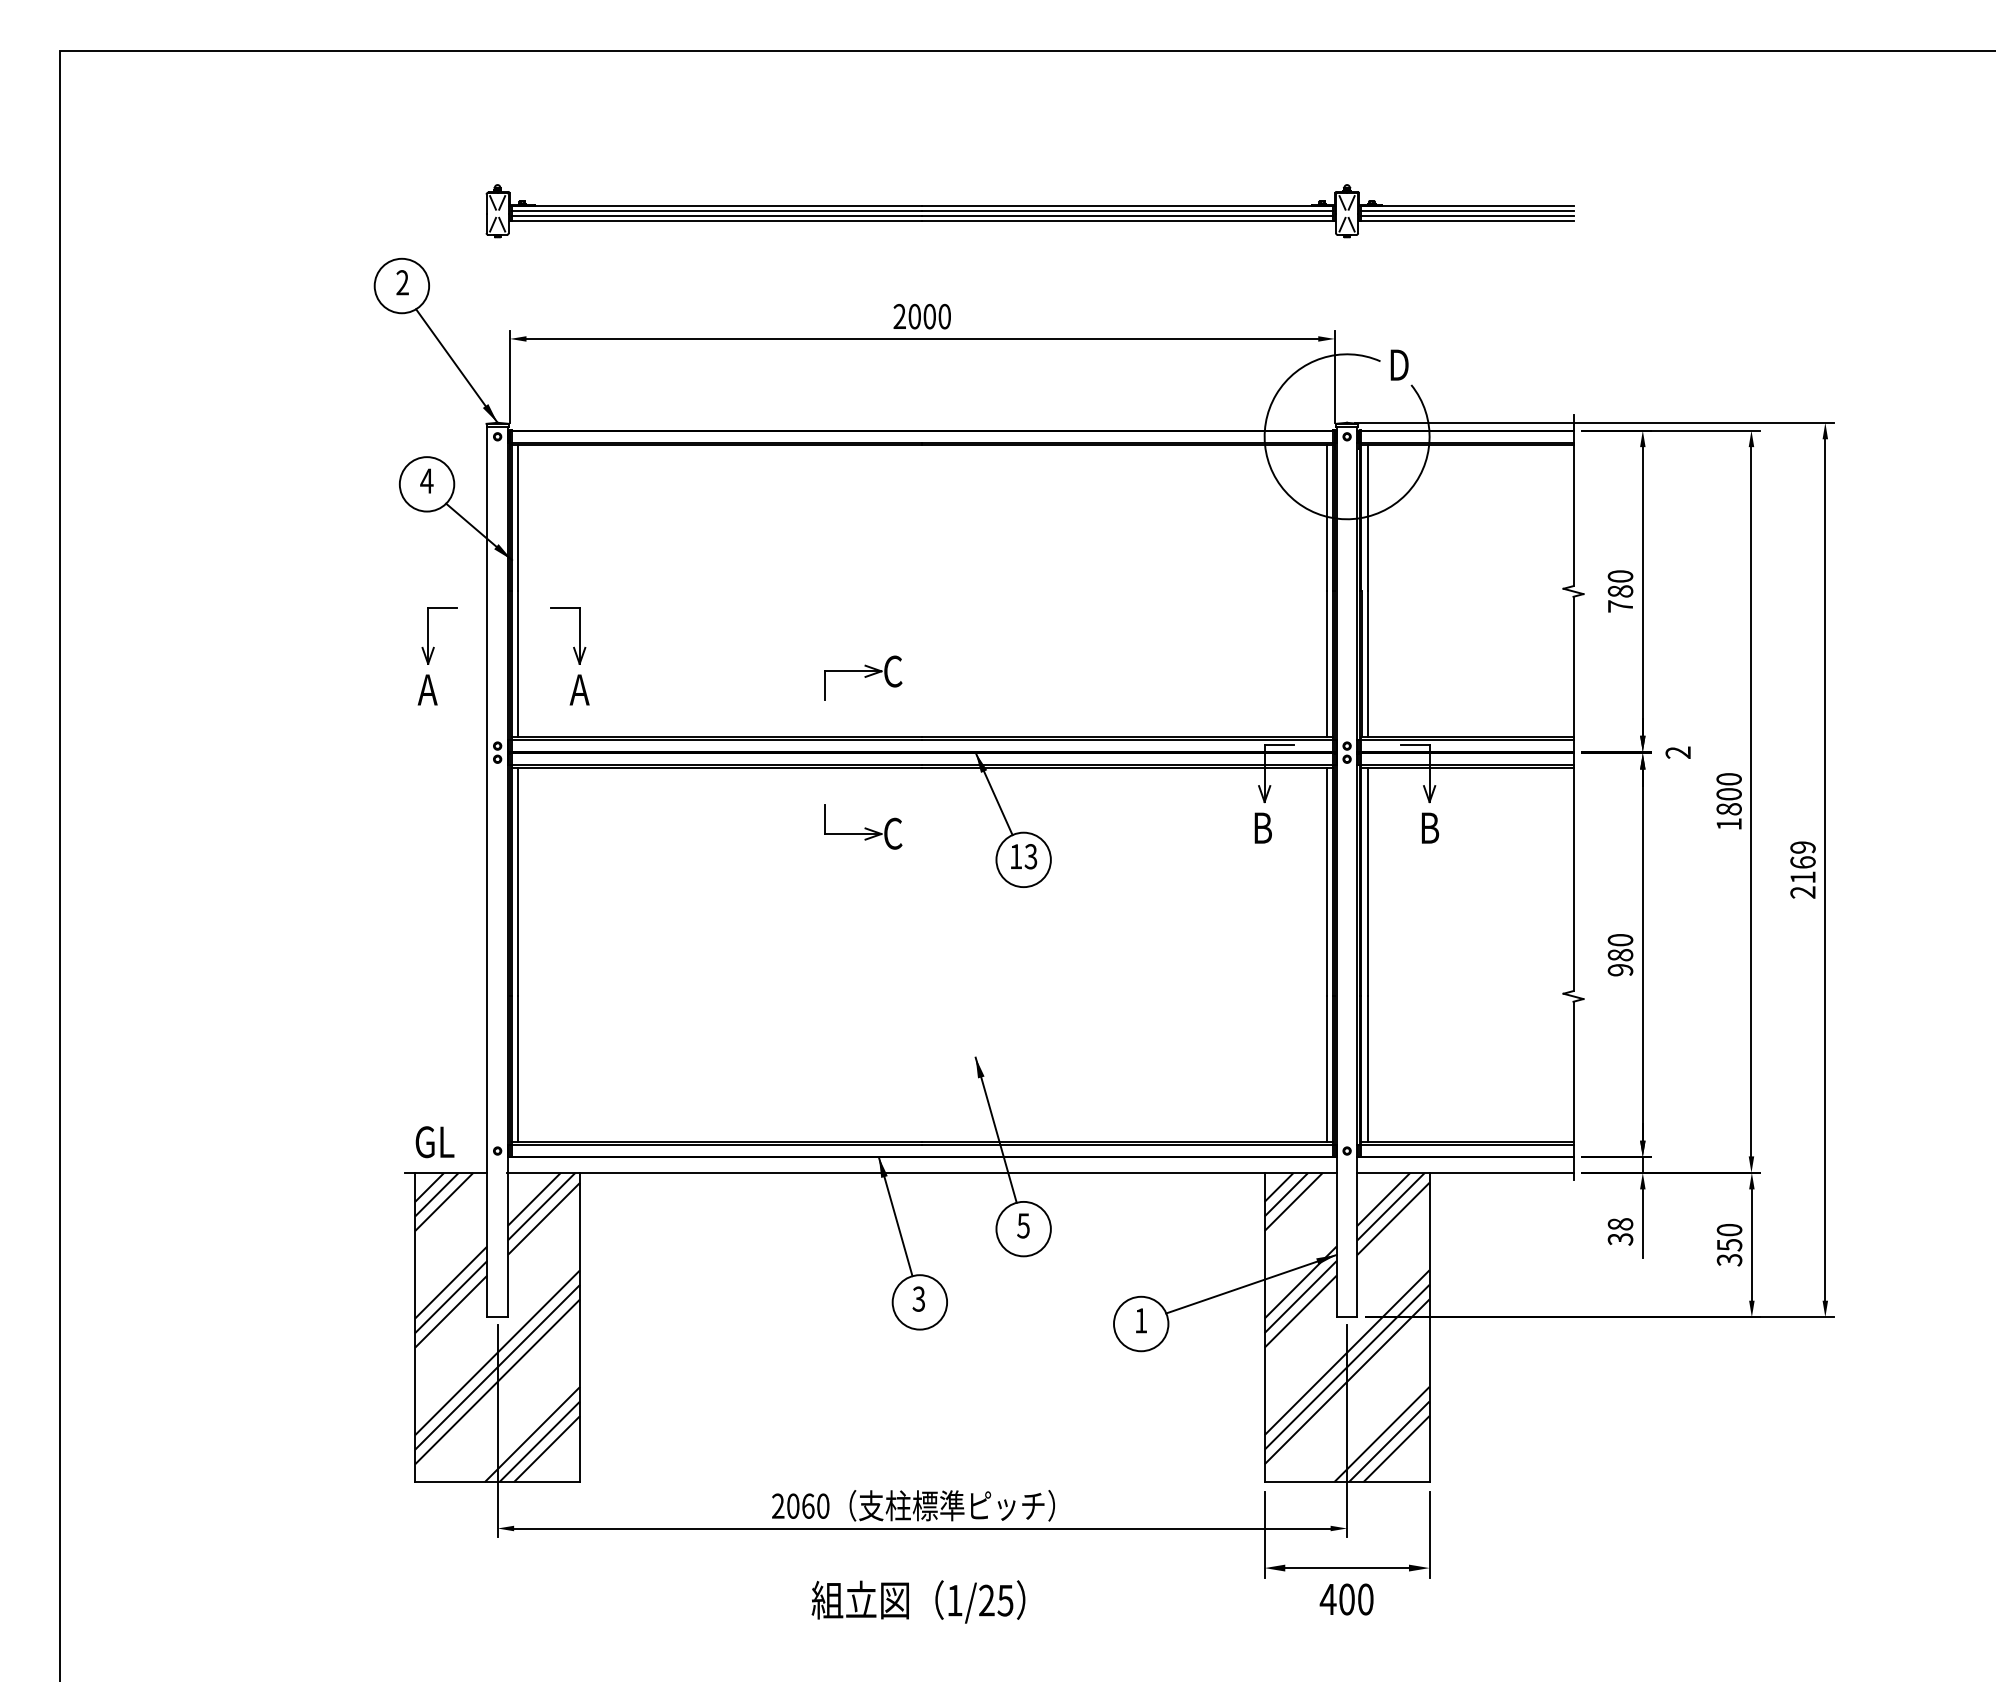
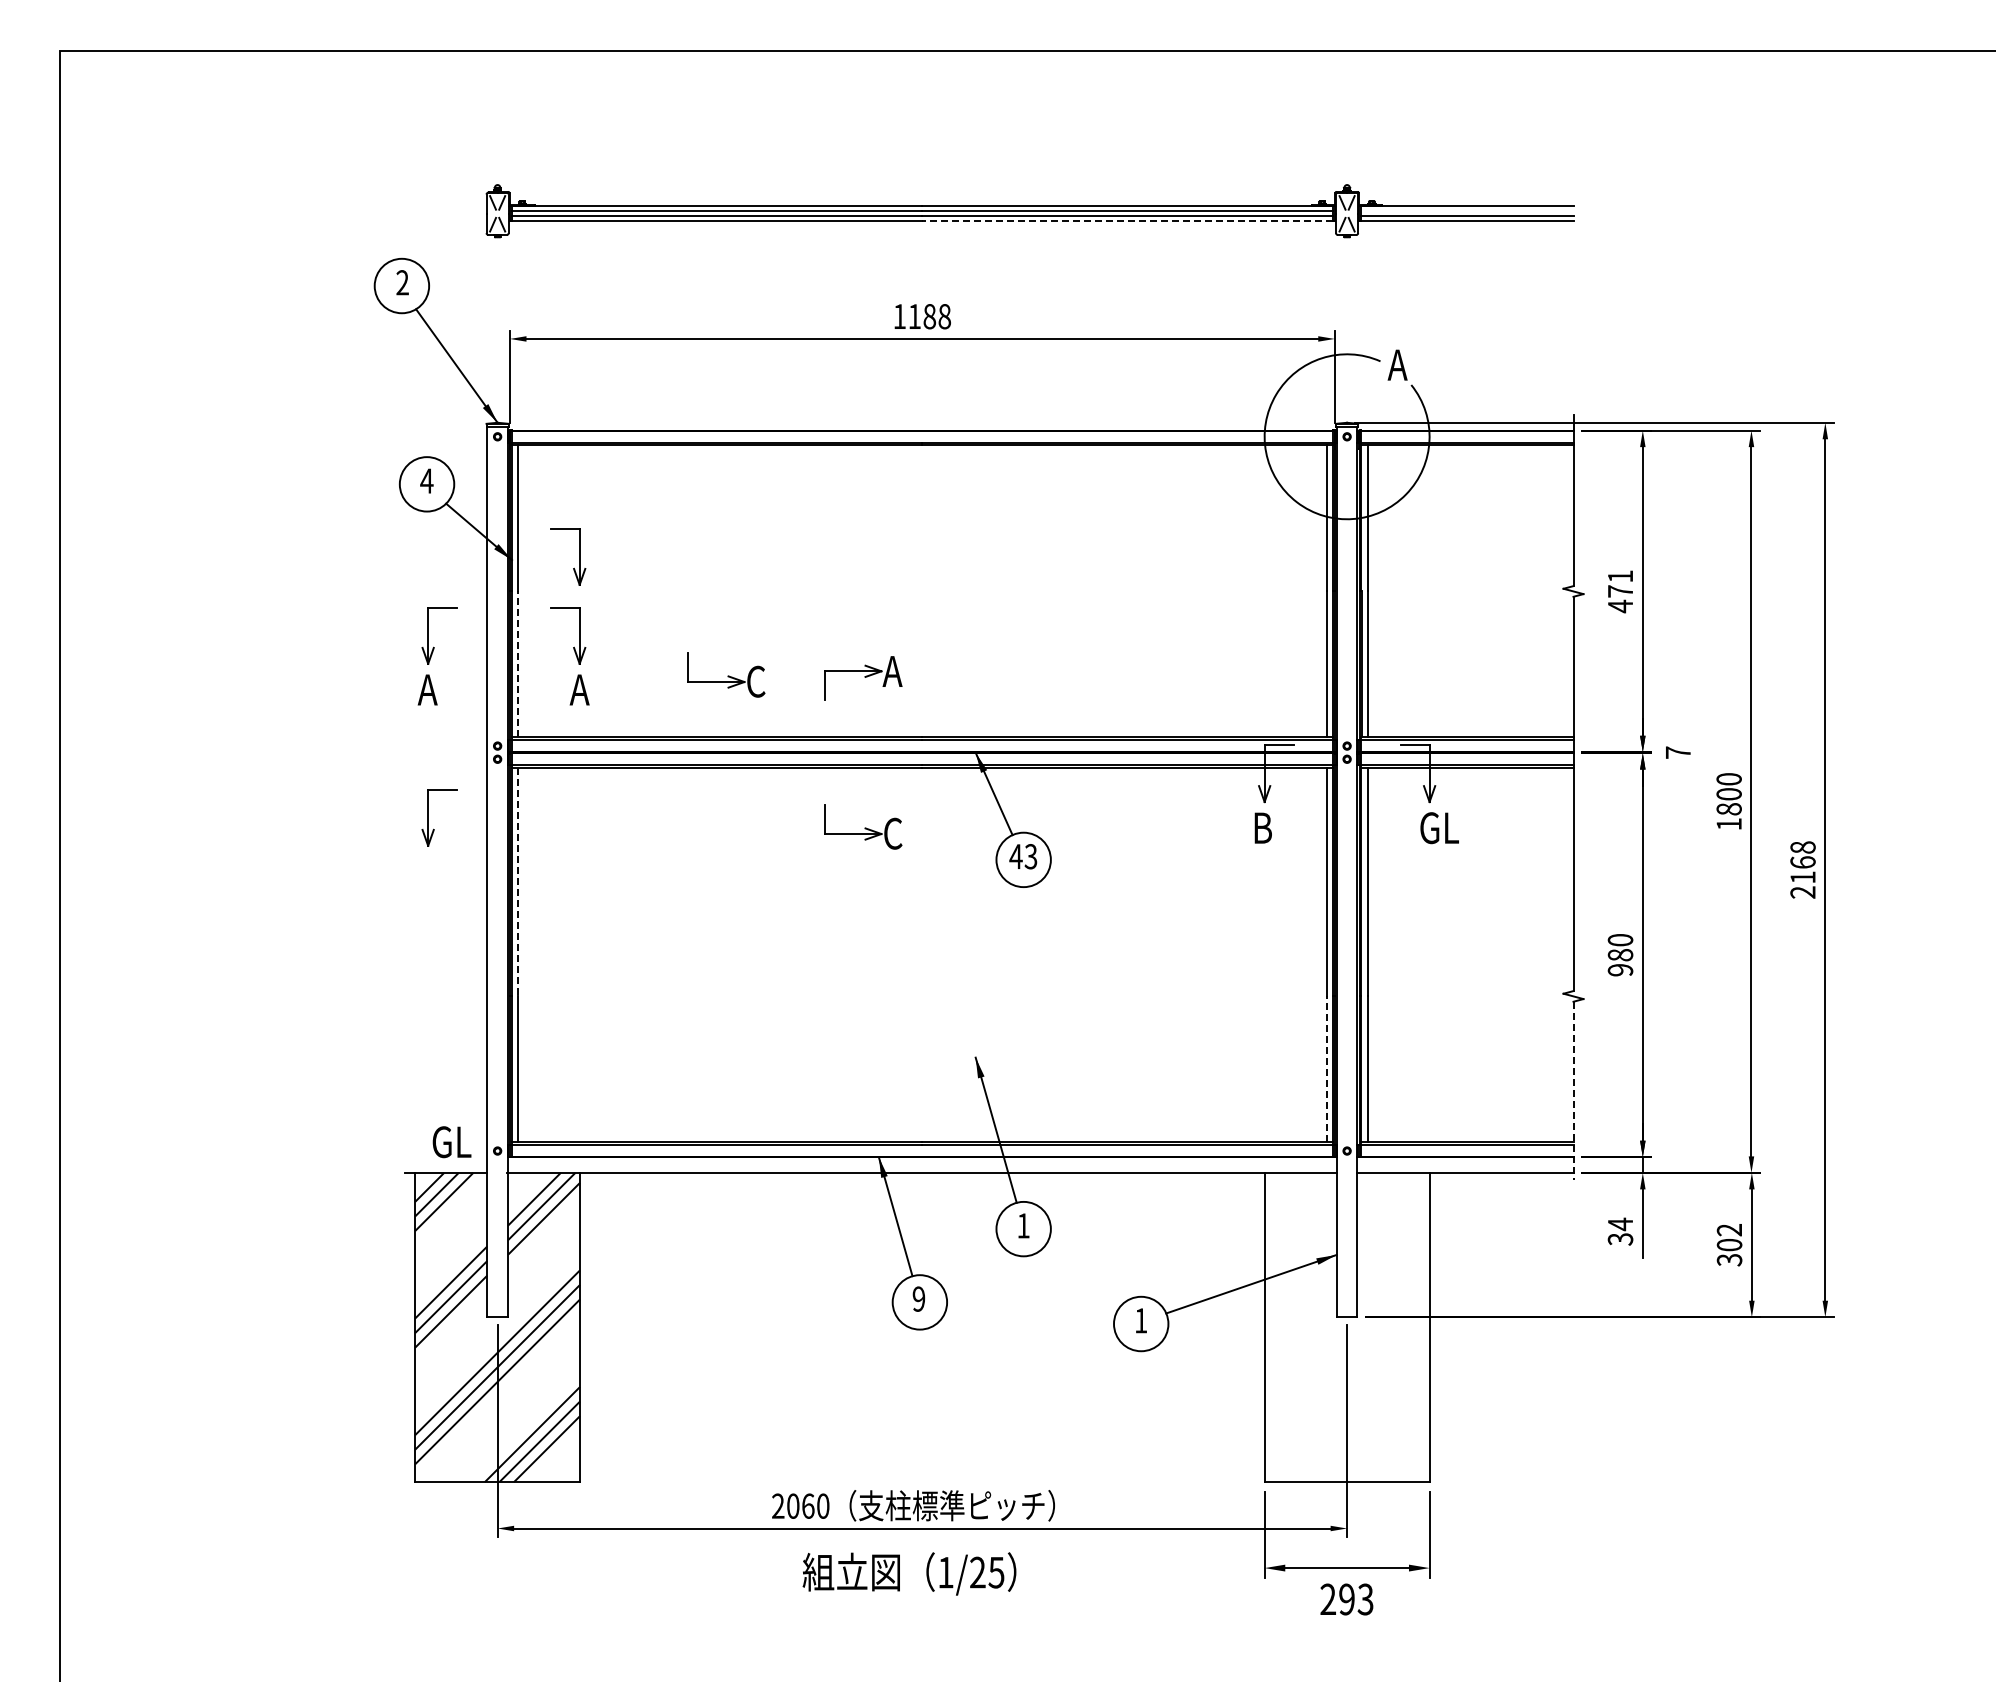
line: present -> none (1467, 211)
line: solid -> dashed (1127, 221)
text: 2000 -> 1188 (921, 316)
text: D -> A (1397, 364)
part: none -> present (579, 556)
text: 780 -> 471 (1620, 591)
line: solid -> dashed (518, 664)
text: C -> A (892, 671)
part: none -> present (726, 674)
text: 2 -> 7 (1677, 752)
part: none -> present (428, 817)
text: B -> GL (1439, 828)
text: 2169 -> 2168 (1802, 847)
text: 13 -> 43 (1015, 856)
line: solid -> dashed (518, 882)
line: solid -> dashed (1326, 1069)
line: solid -> dashed (1573, 1091)
text position: (434, 1142) -> (451, 1142) (451, 1142)
text: 38 -> 34 (1620, 1224)
text: 5 -> 1 (1023, 1225)
text: 350 -> 302 (1729, 1237)
text: 3 -> 9 (918, 1298)
hatch: present -> none (1346, 1327)
text: 400 -> 293 (1346, 1599)
text position: (918, 1601) -> (909, 1573) (909, 1573)
